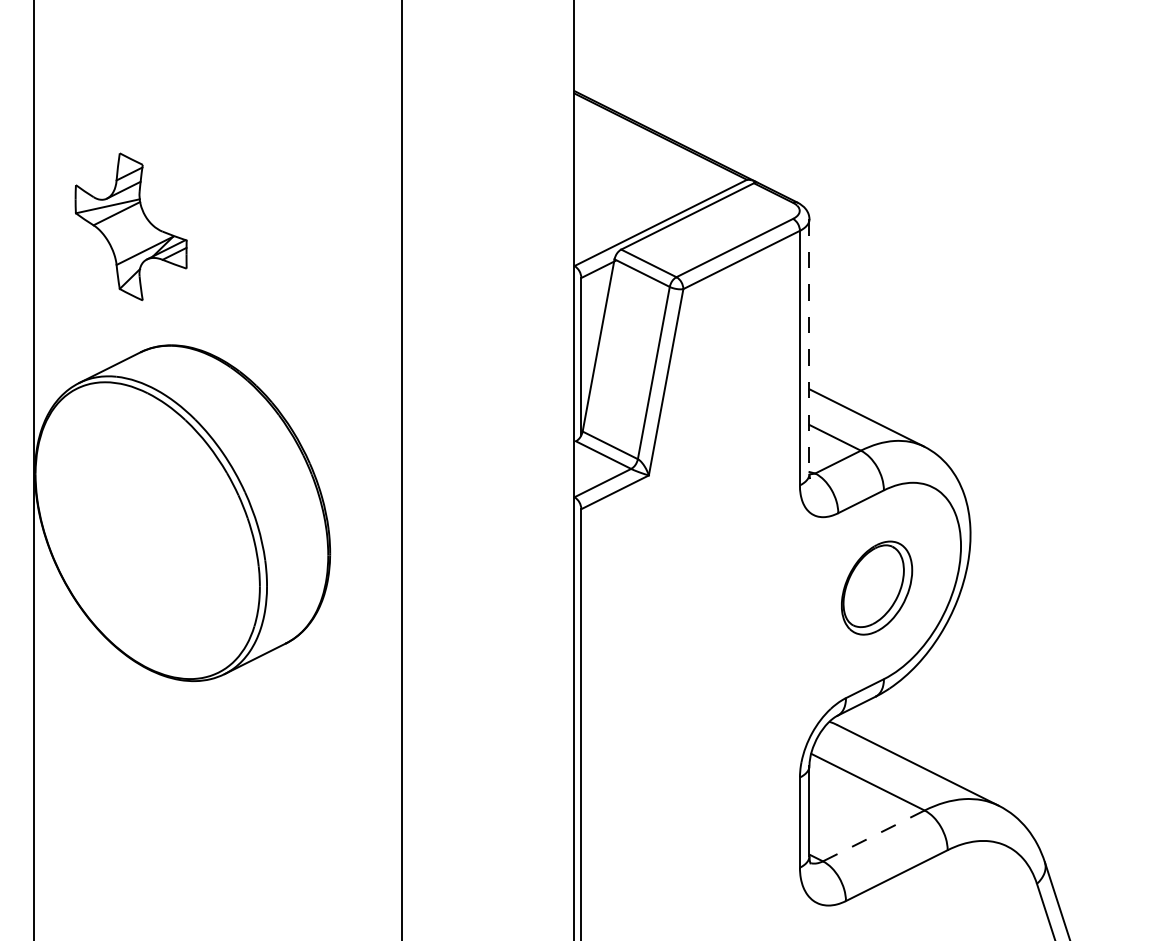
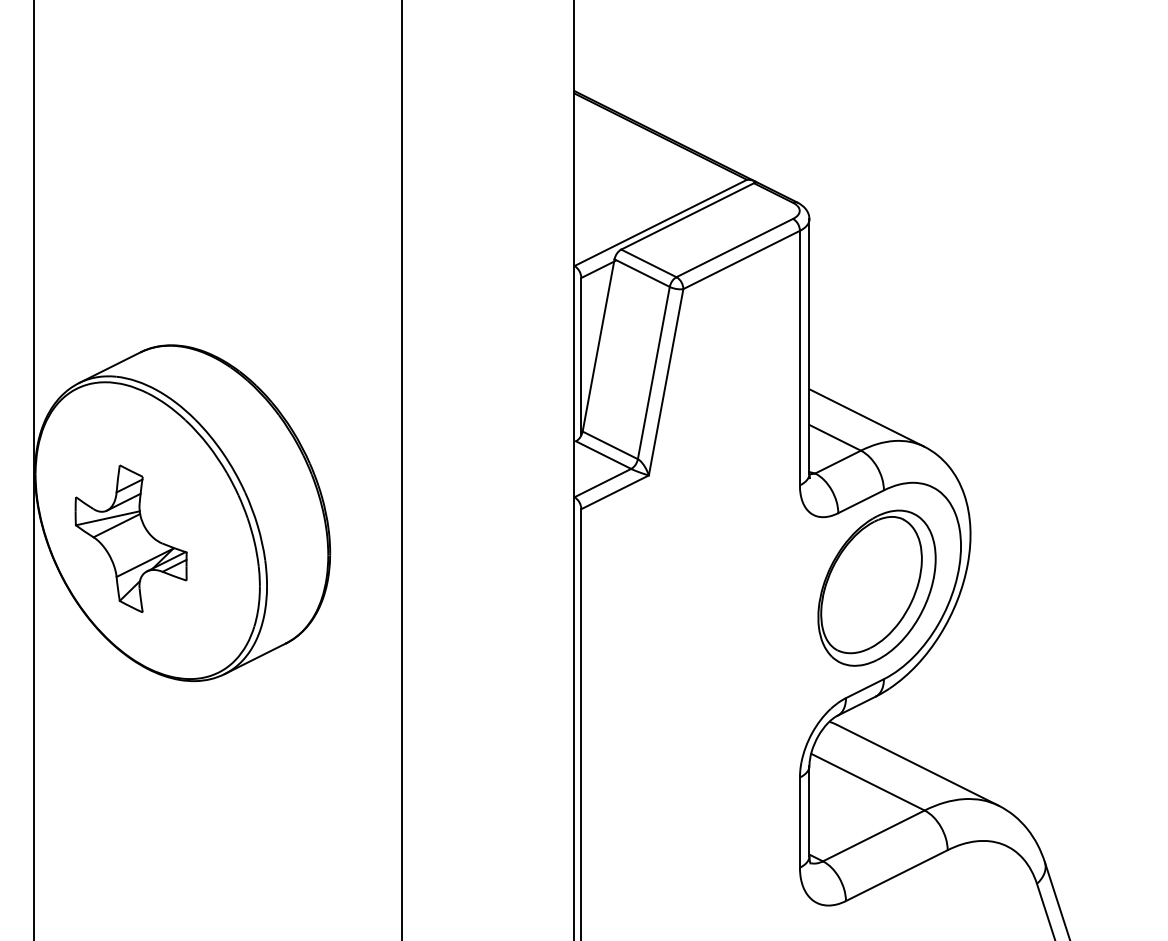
part position: (130, 226) -> (130, 538) (130, 538)
line: dashed -> solid (809, 347)
part size: 73x96 px -> 120x158 px (876, 587)
line: dashed -> solid (873, 835)
